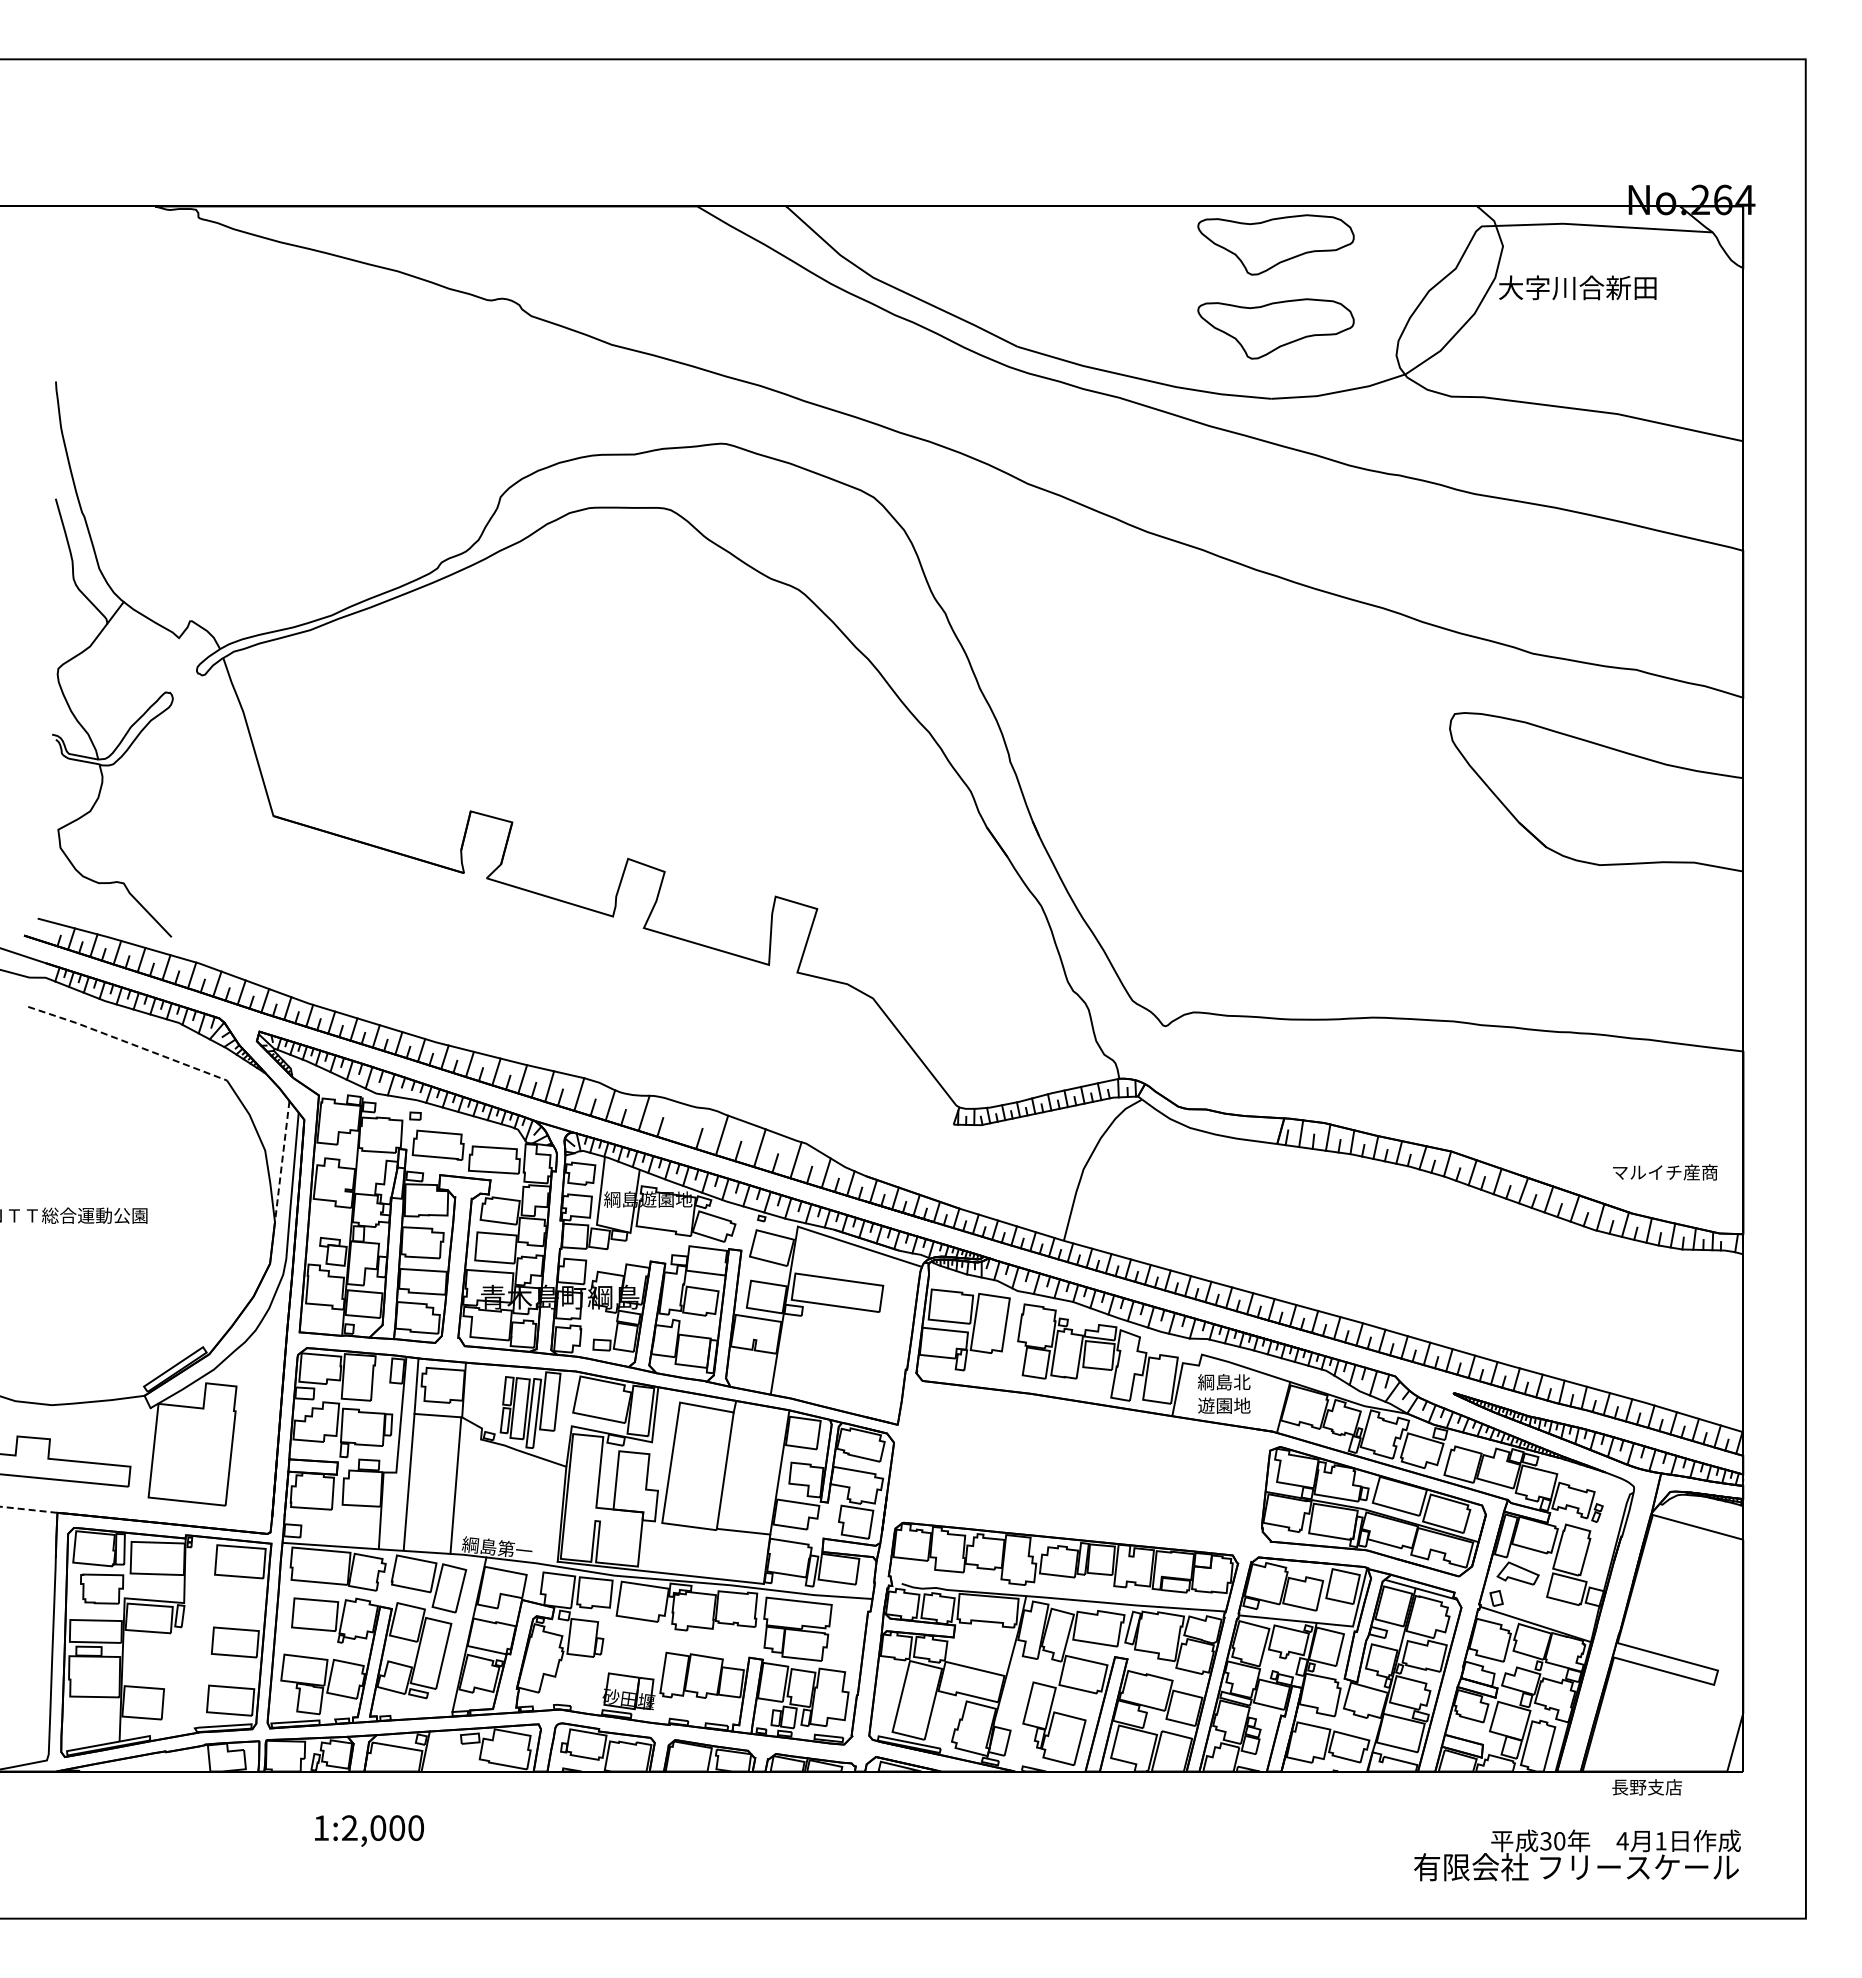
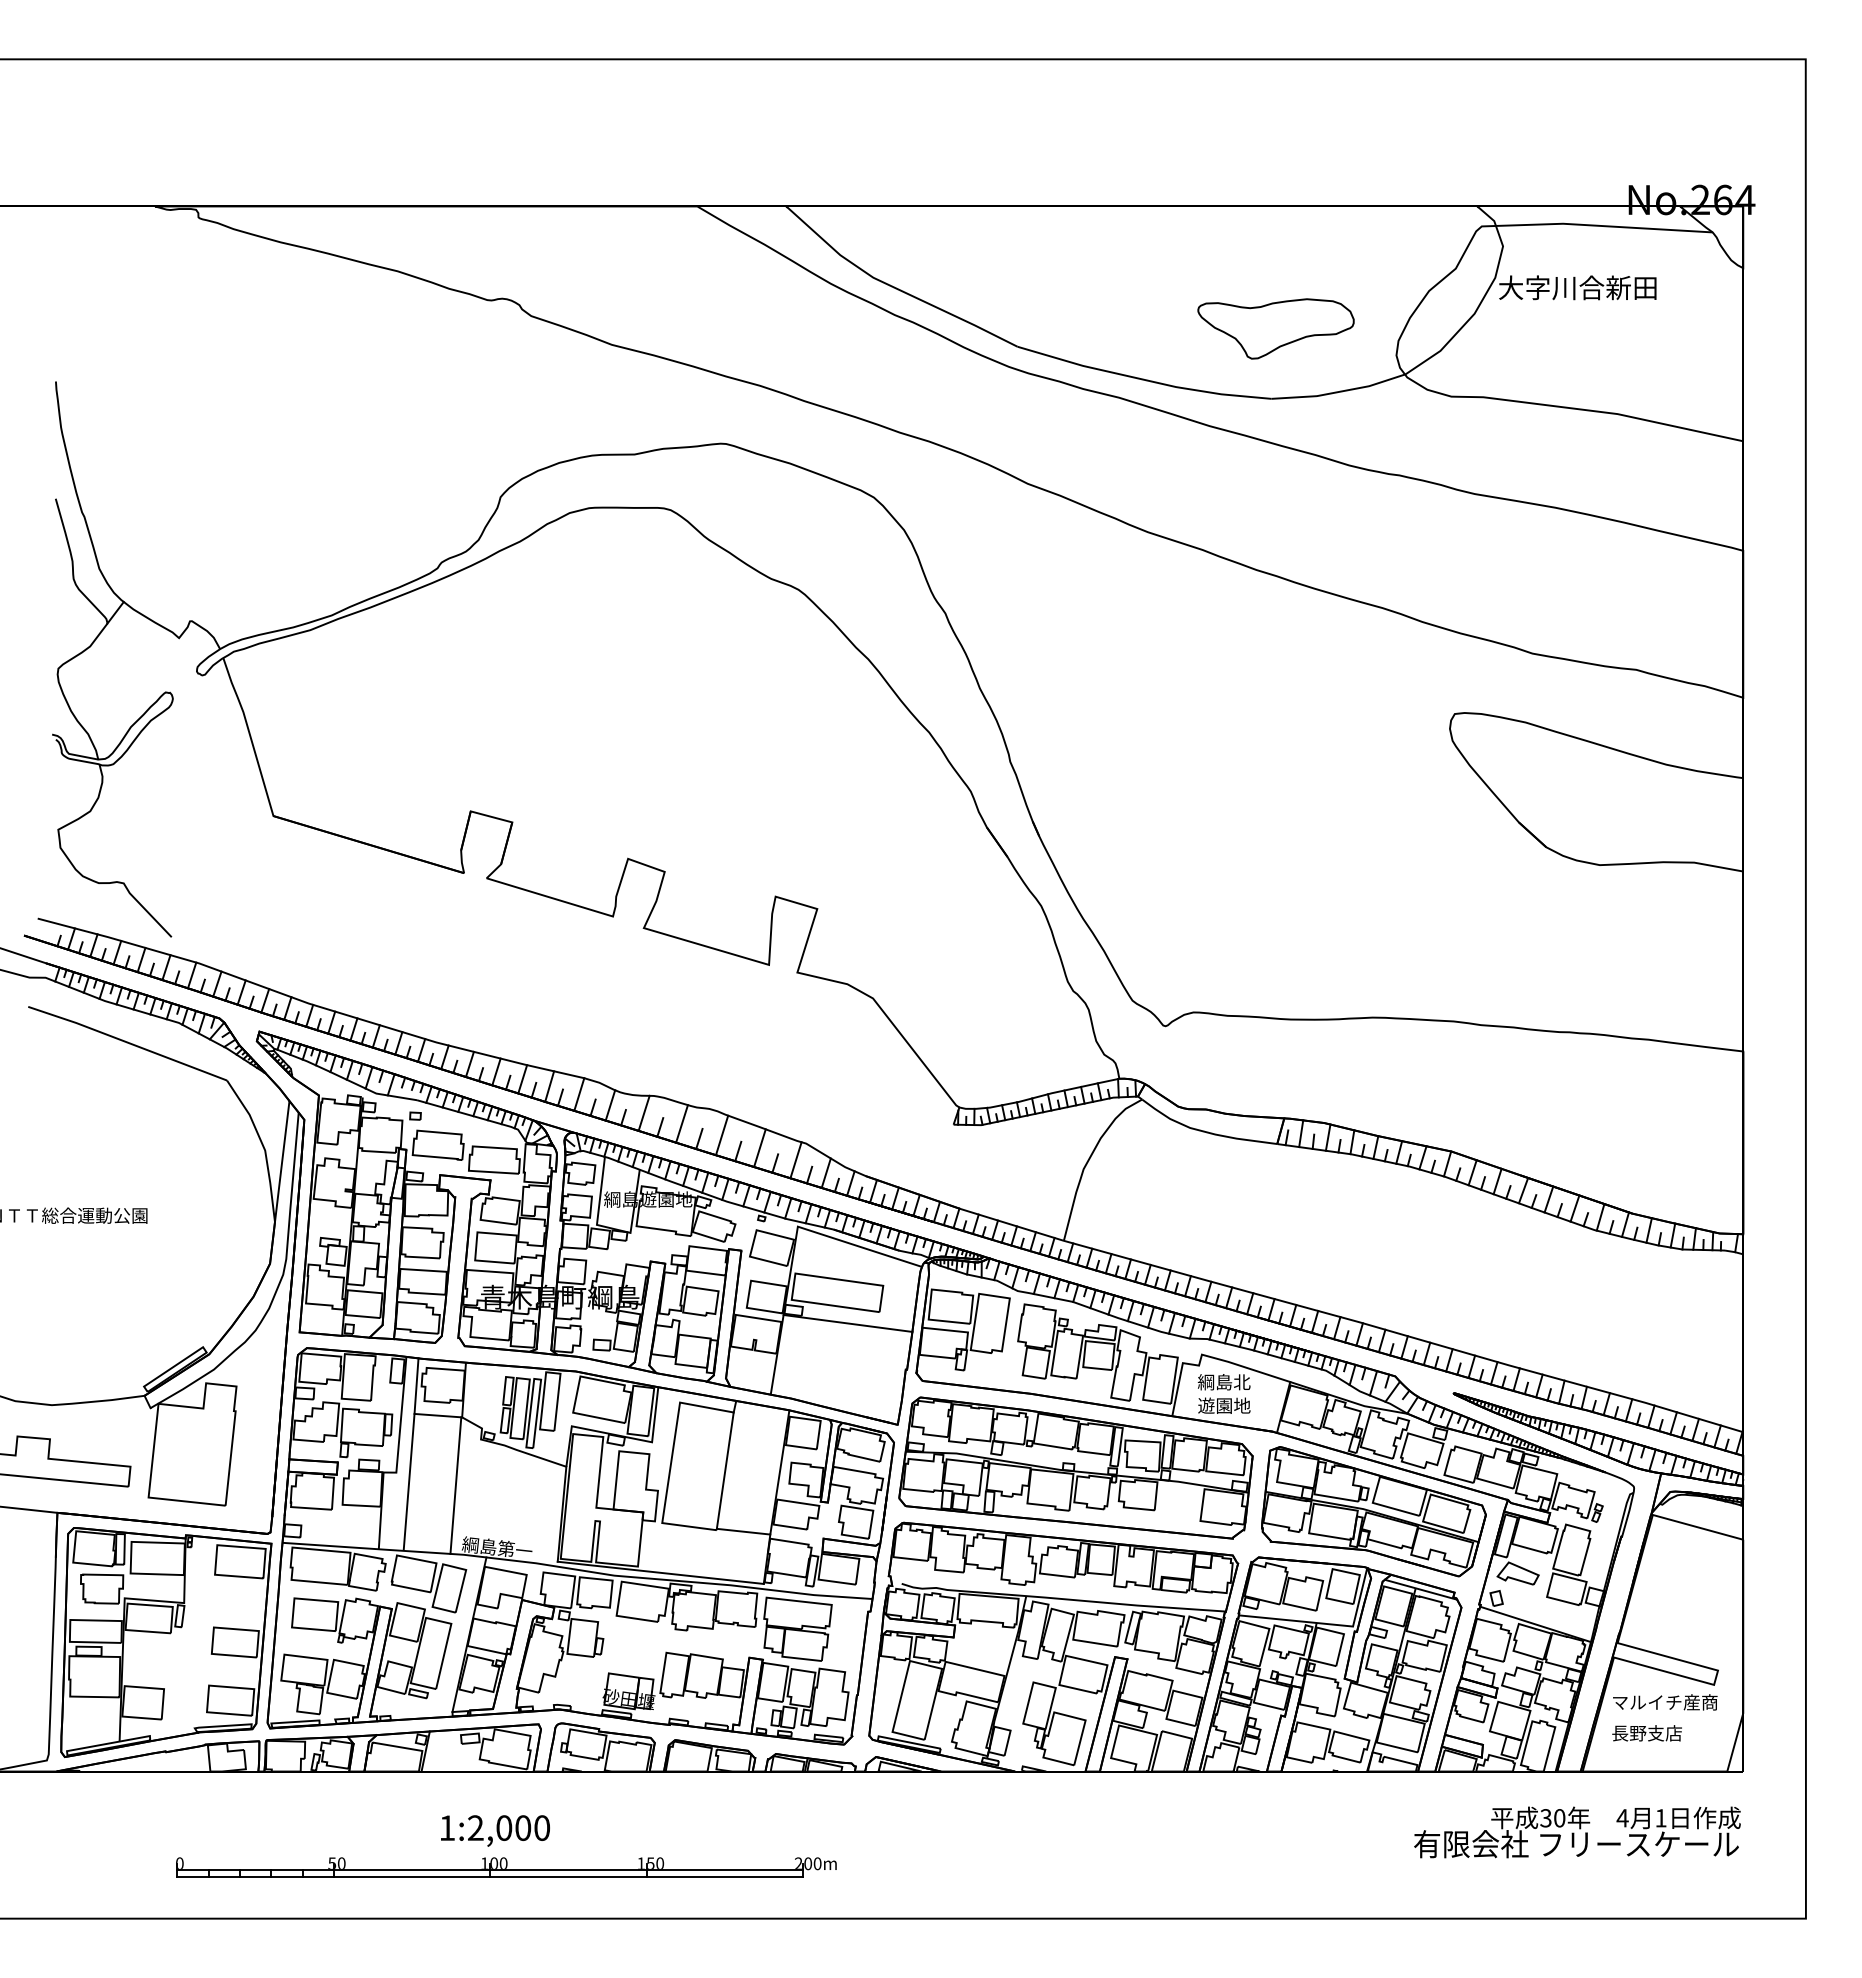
part: present -> none (1275, 244)
line: dashed -> solid (127, 1042)
line: none -> present (681, 1123)
line: dashed -> solid (282, 1160)
text position: (1665, 1172) -> (1665, 1702) (1665, 1702)
line: none -> present (847, 1323)
part: none -> present (1075, 1467)
line: dashed -> solid (28, 1509)
text position: (1646, 1787) -> (1646, 1733) (1646, 1733)
text position: (369, 1830) -> (495, 1830) (495, 1830)
text position: (1577, 1855) -> (1577, 1832) (1577, 1832)
part: none -> present (506, 1867)
